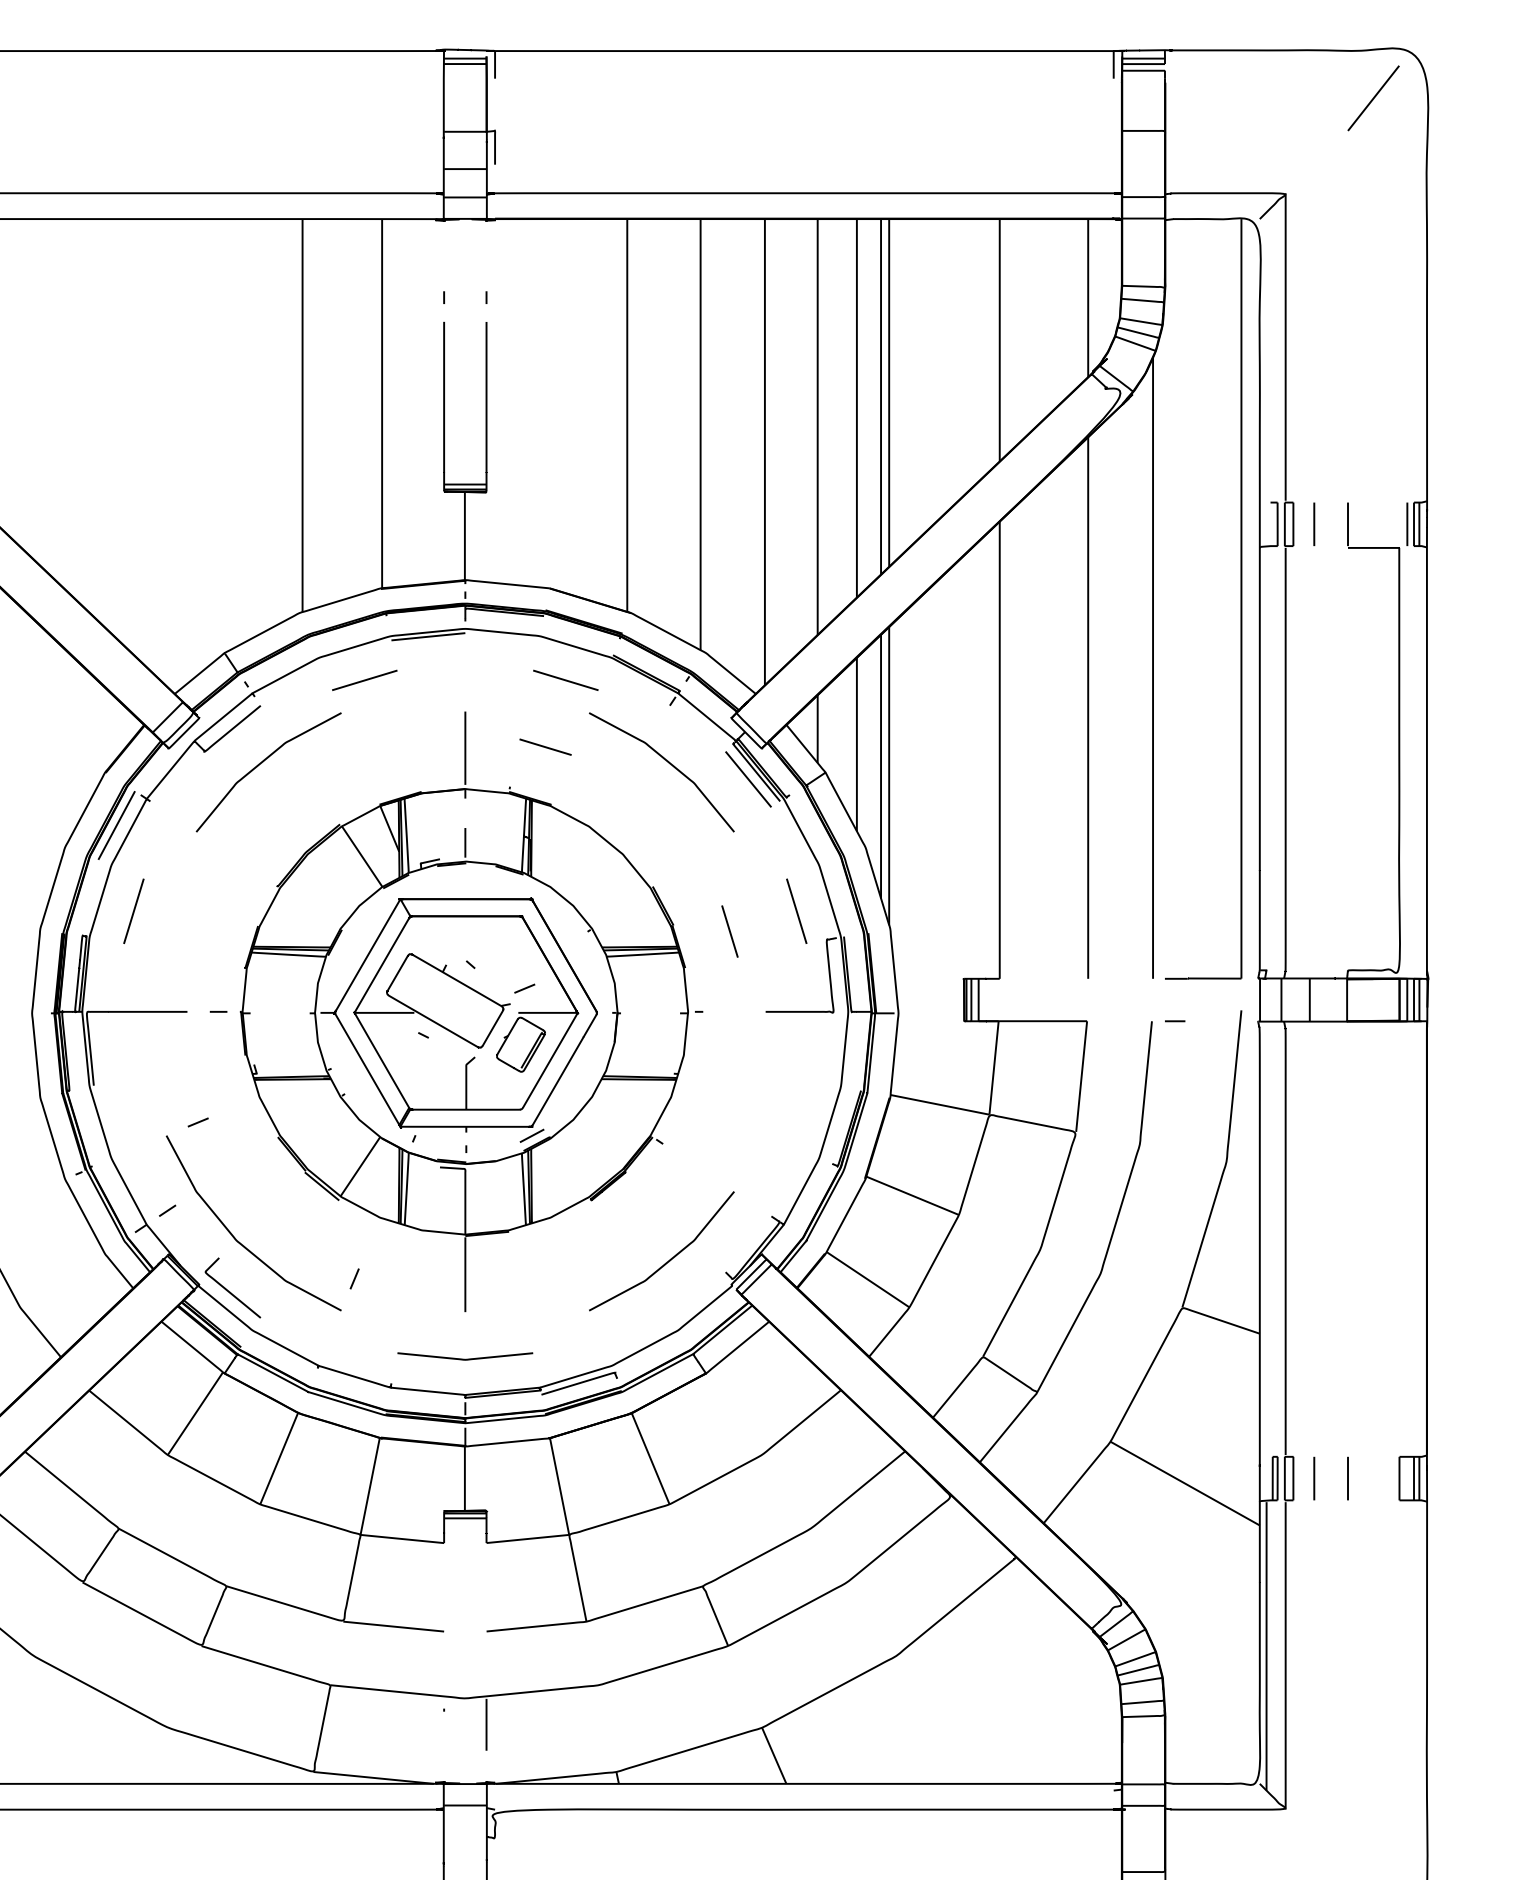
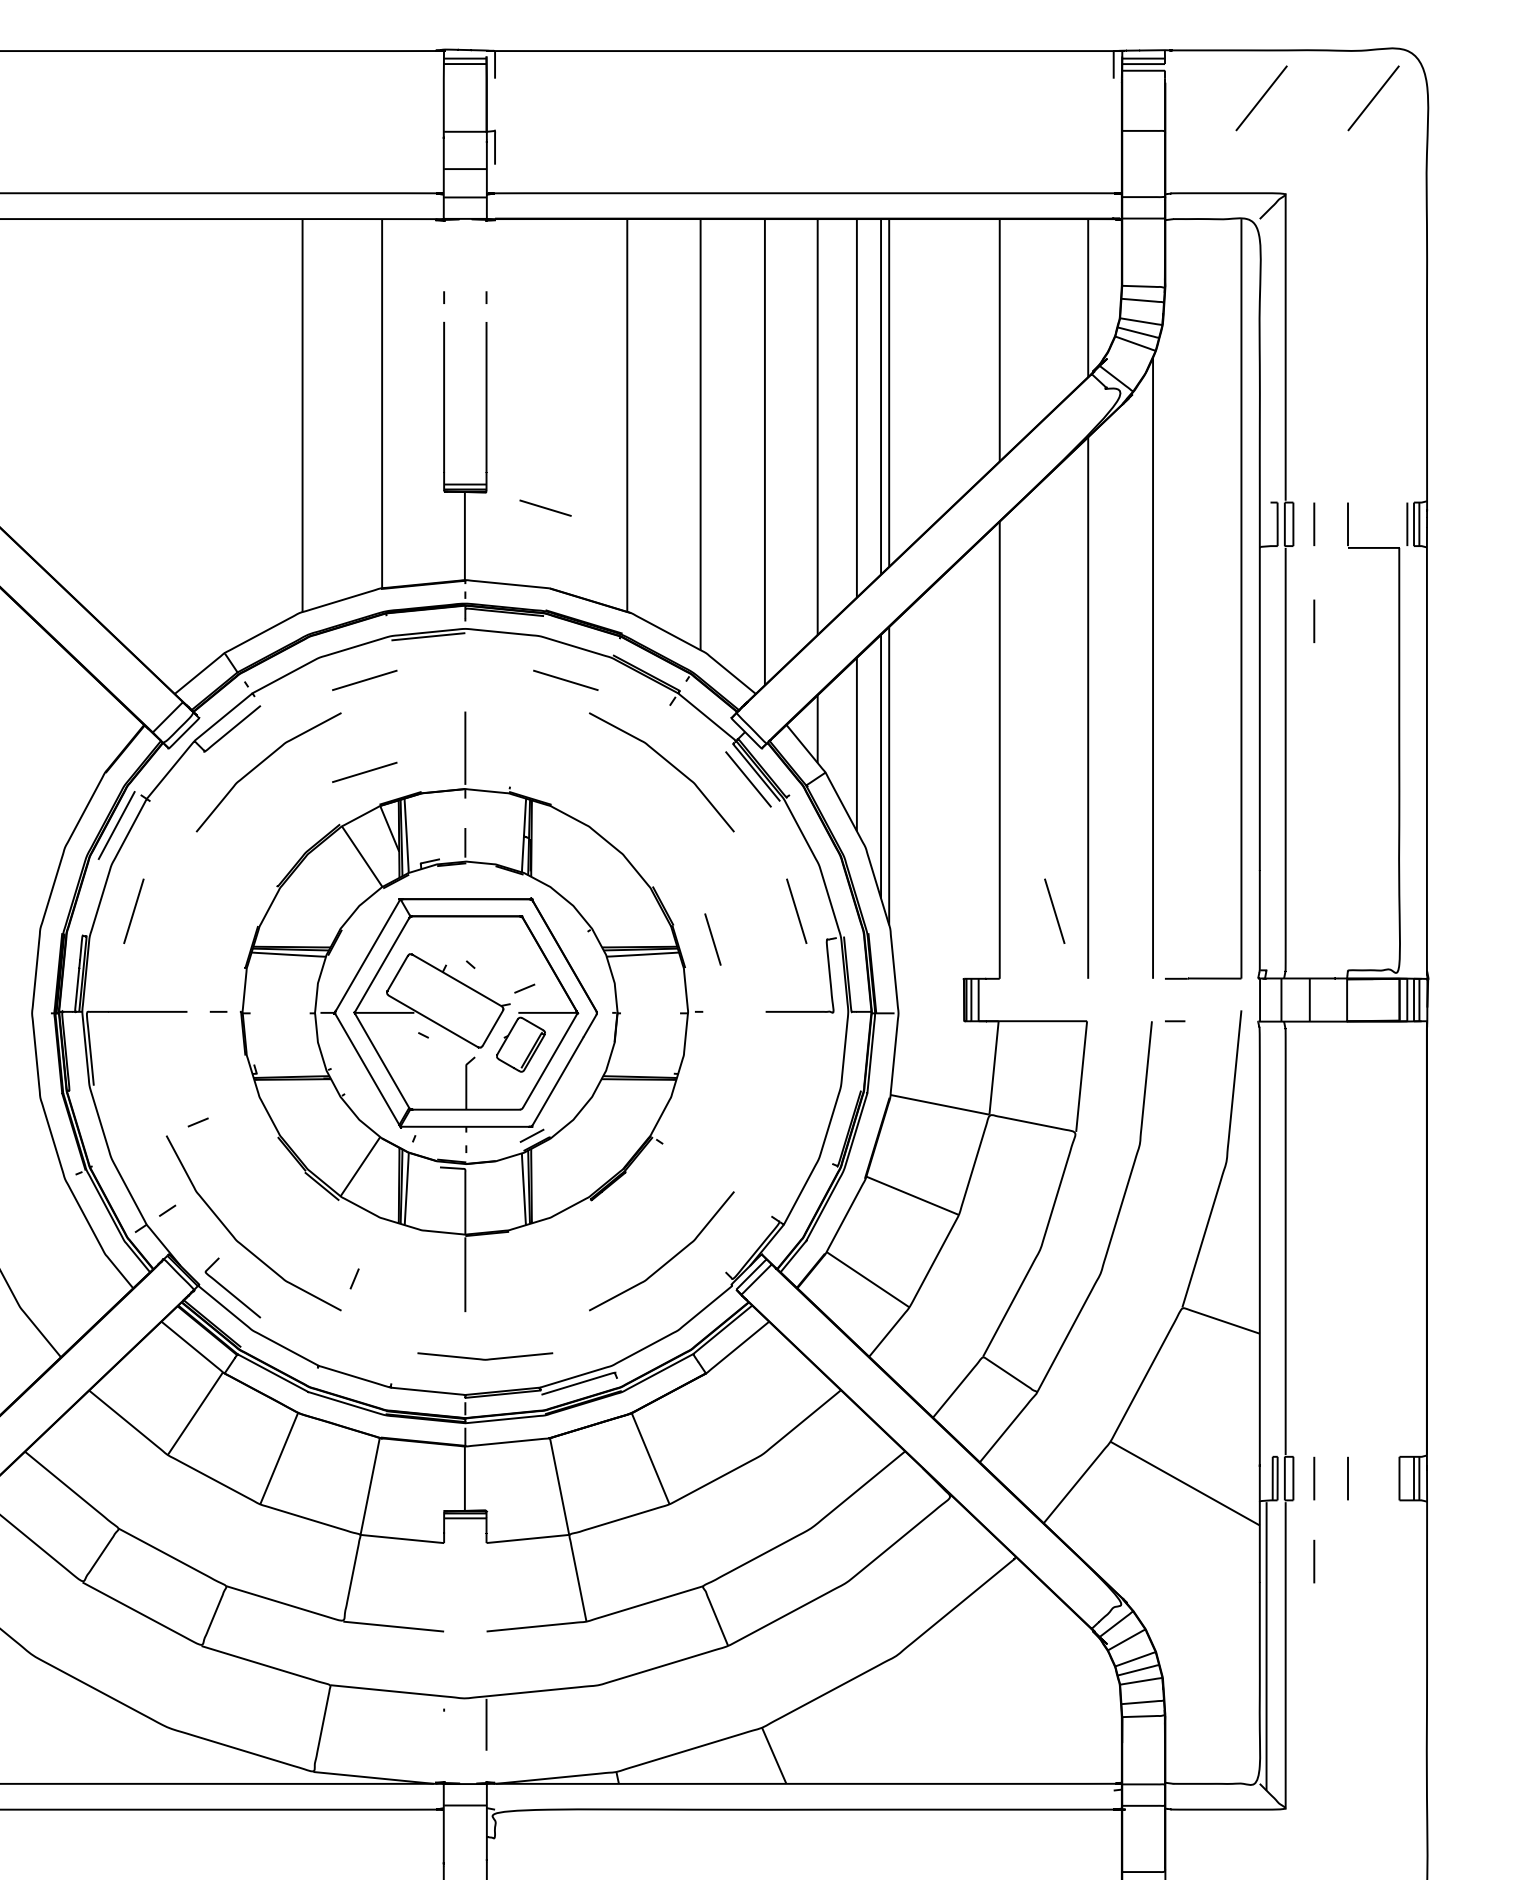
line: none -> present (1261, 98)
line: none -> present (1314, 620)
line position: (545, 746) -> (545, 507) (545, 507)
line: none -> present (364, 771)
line: none -> present (1054, 910)
line position: (729, 931) -> (712, 939) (712, 939)
curve position: (465, 1358) -> (485, 1358) (485, 1358)
line: none -> present (1314, 1561)
